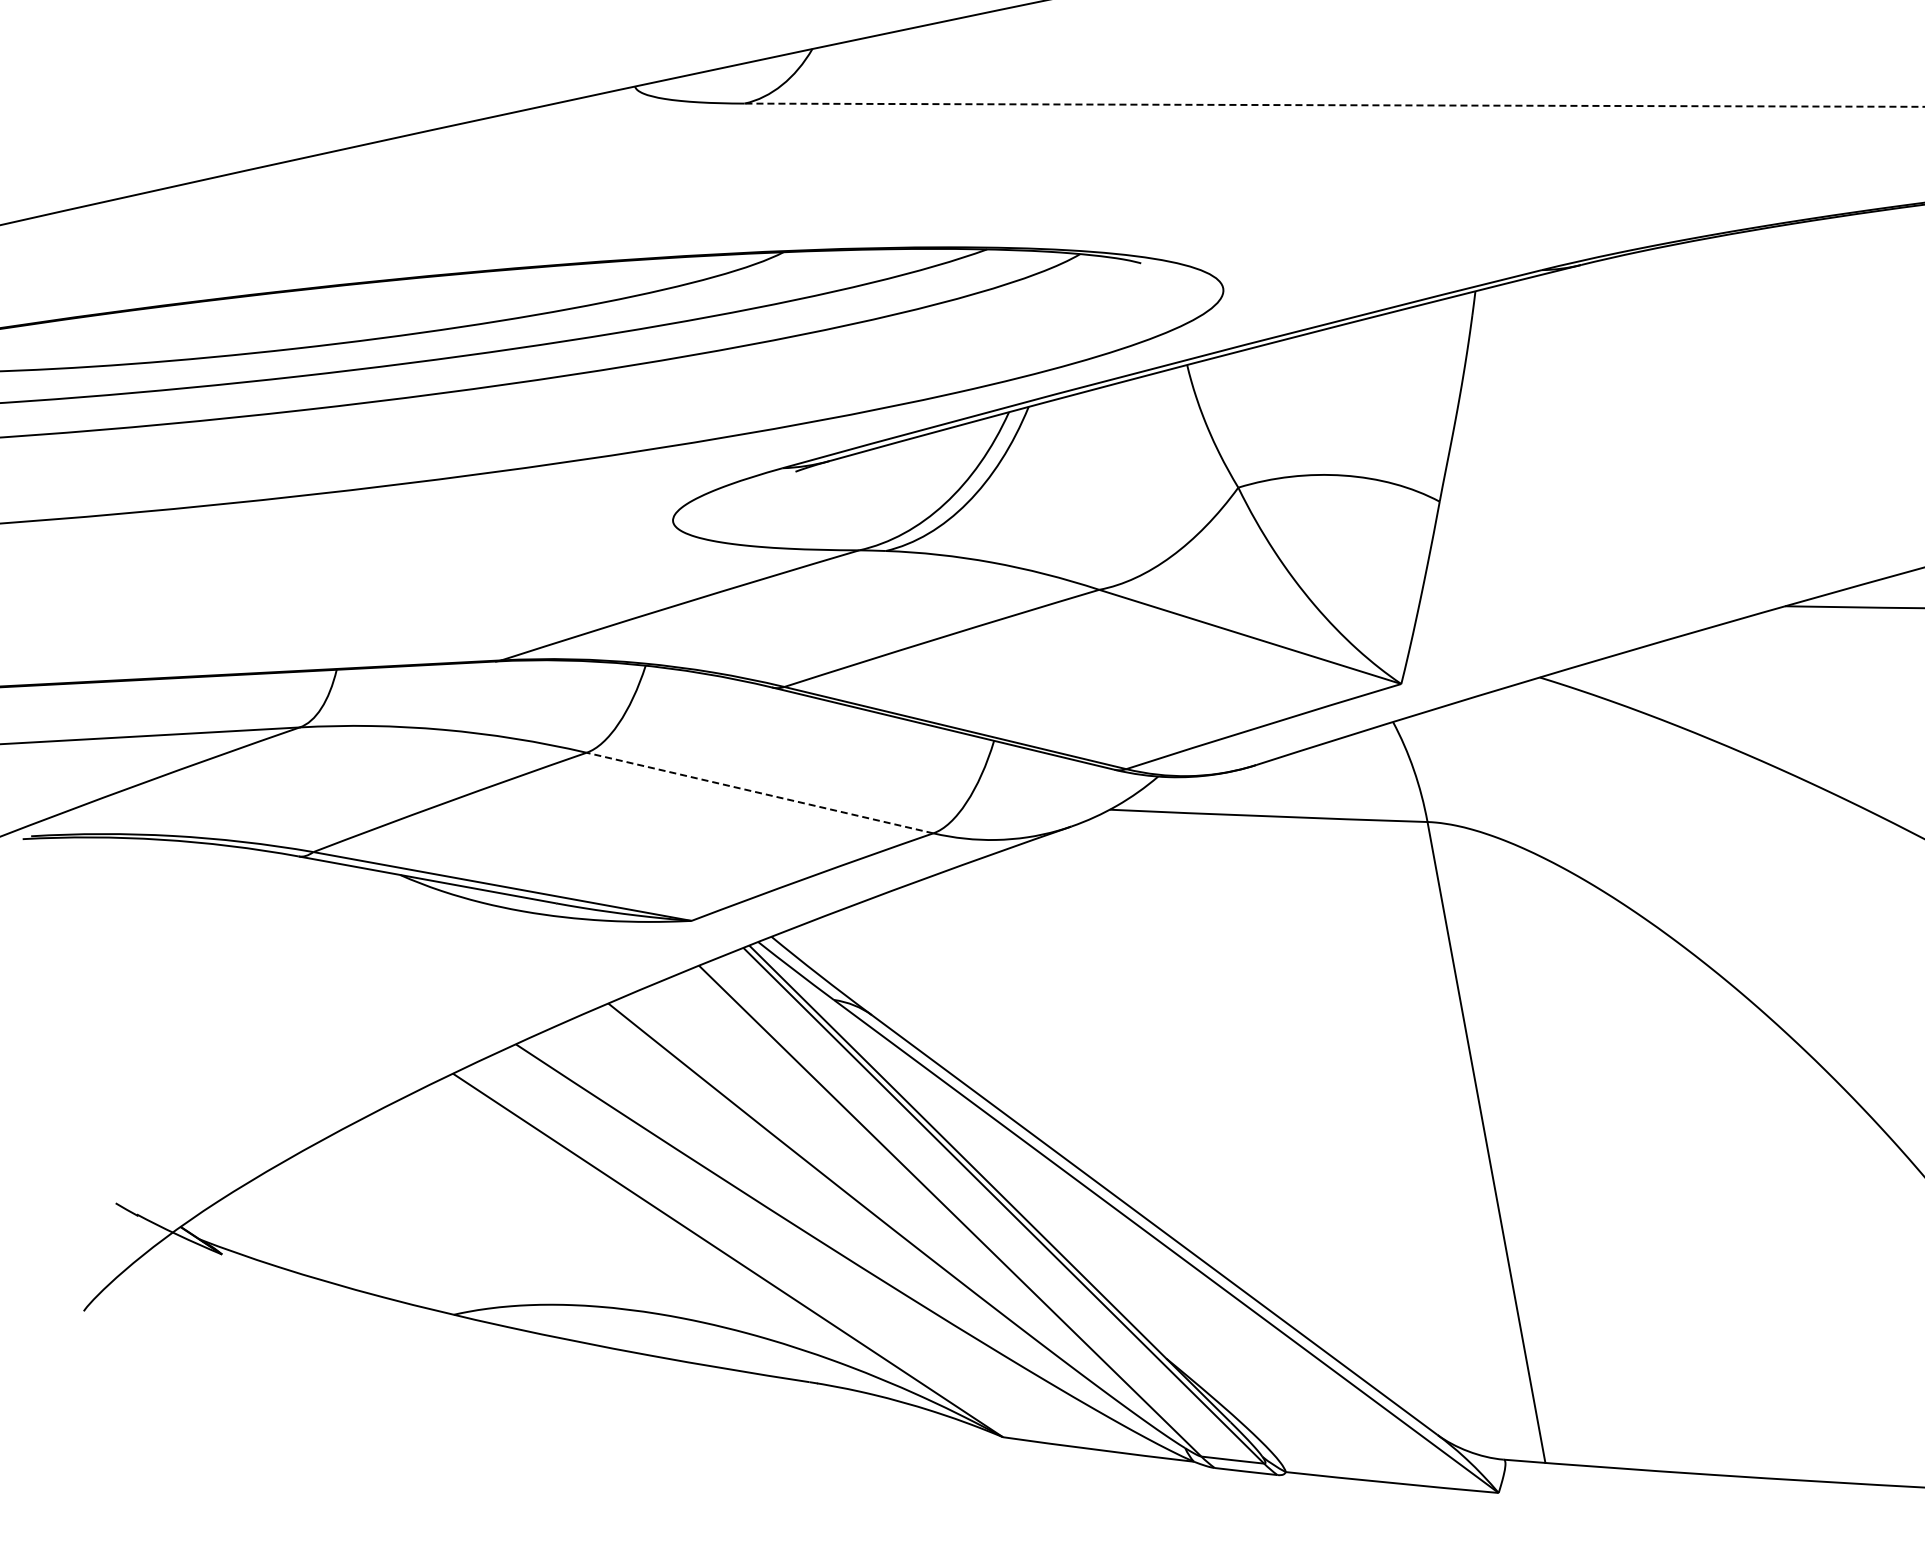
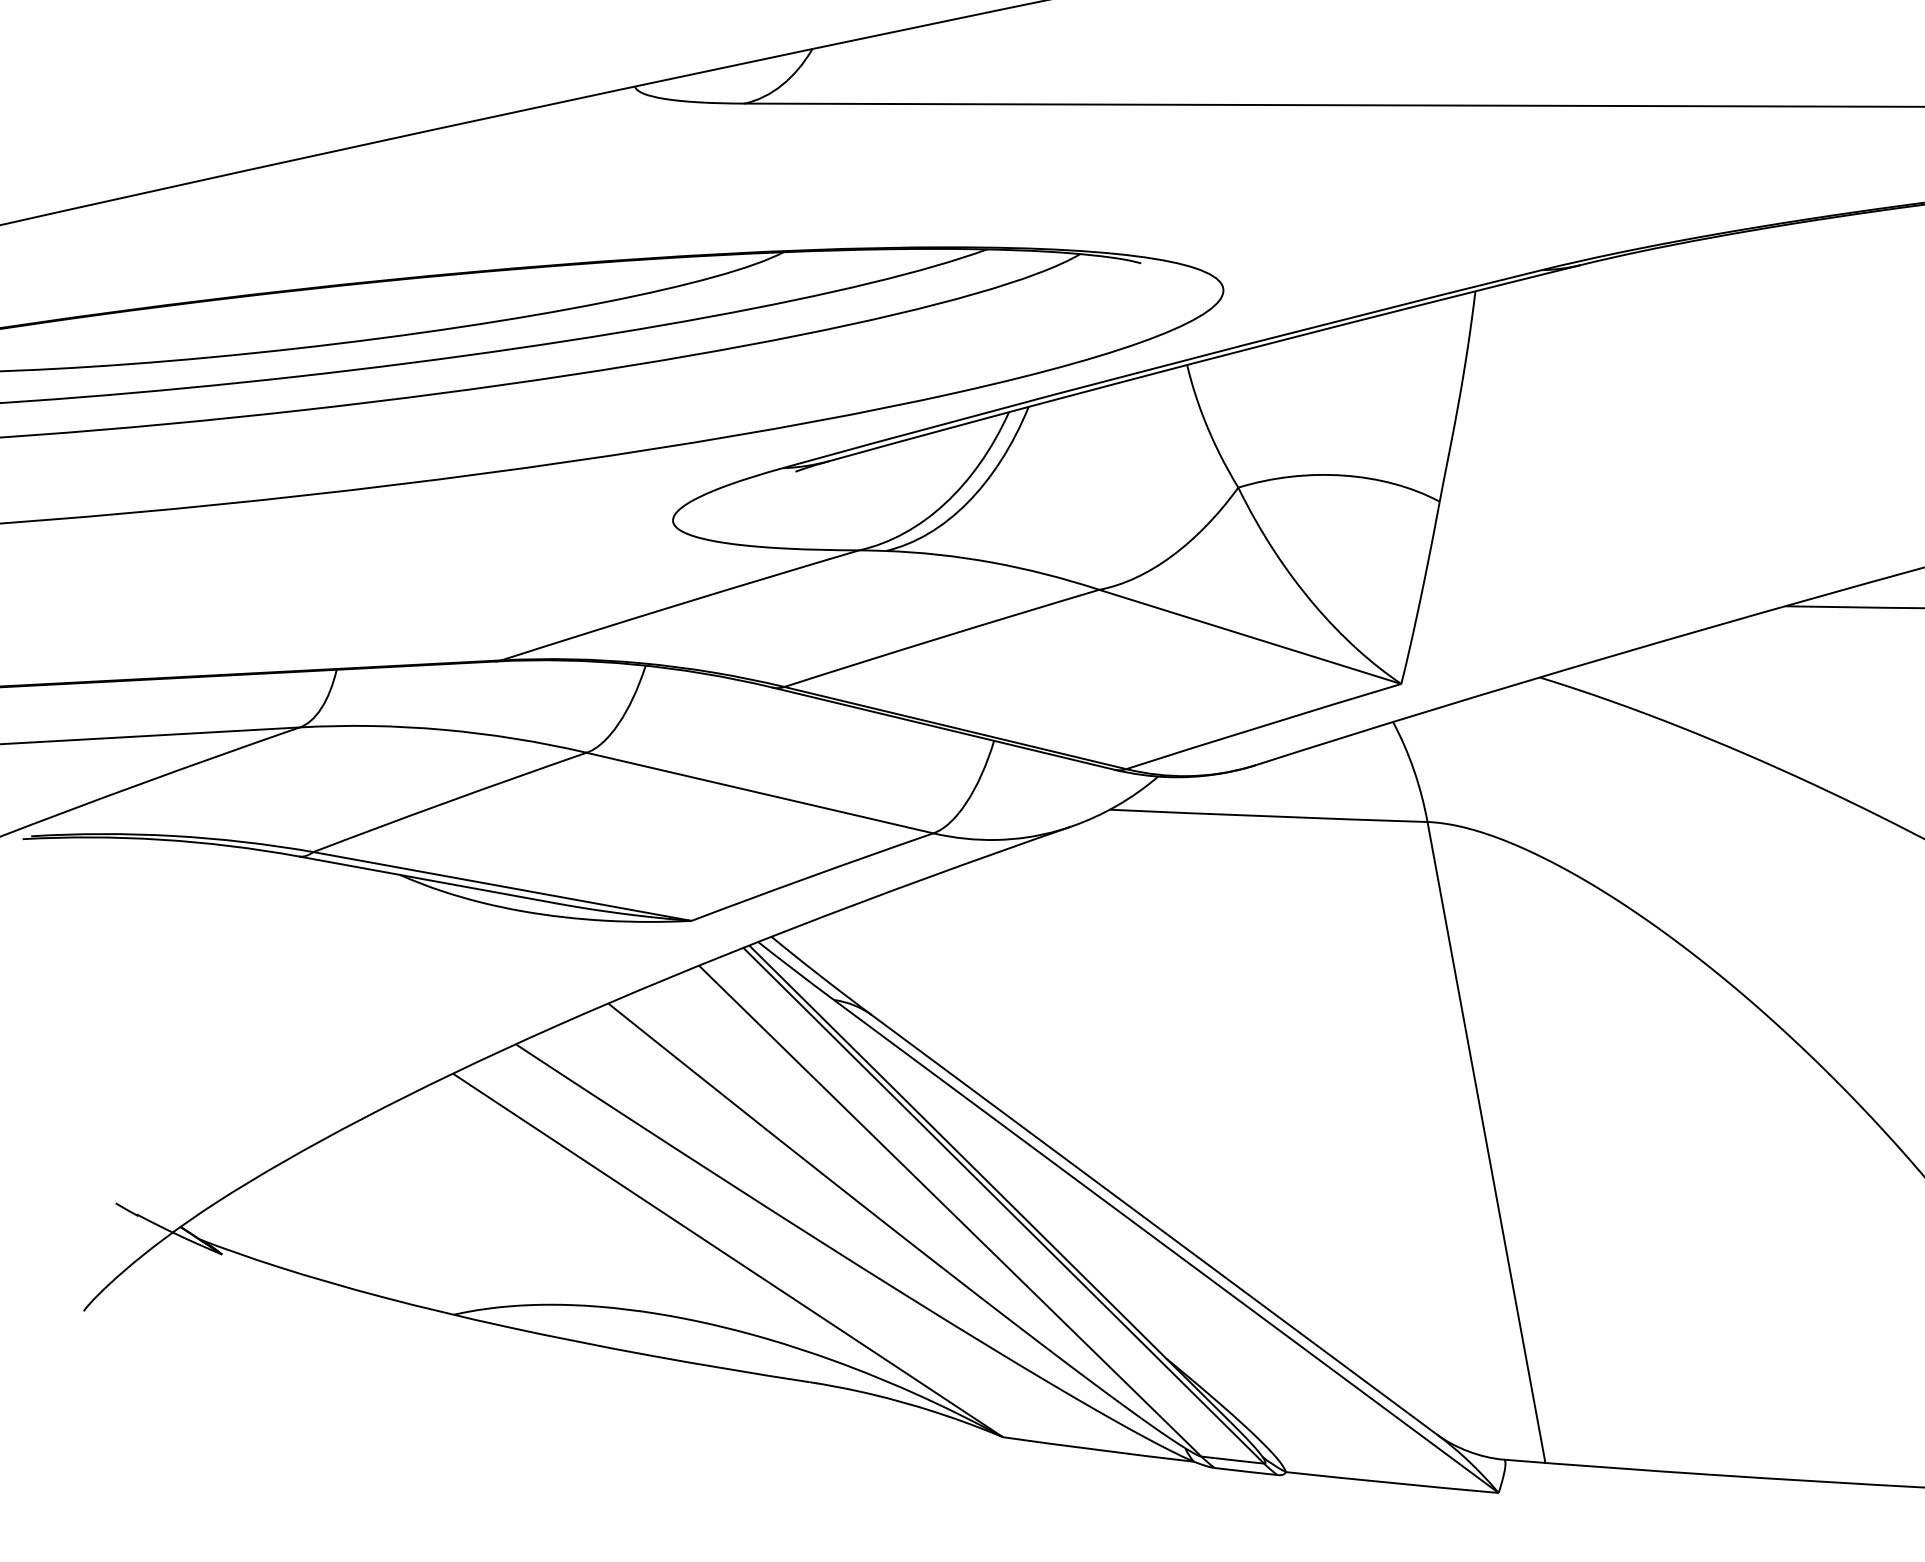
line: dashed -> solid (1334, 105)
line: dashed -> solid (759, 793)
